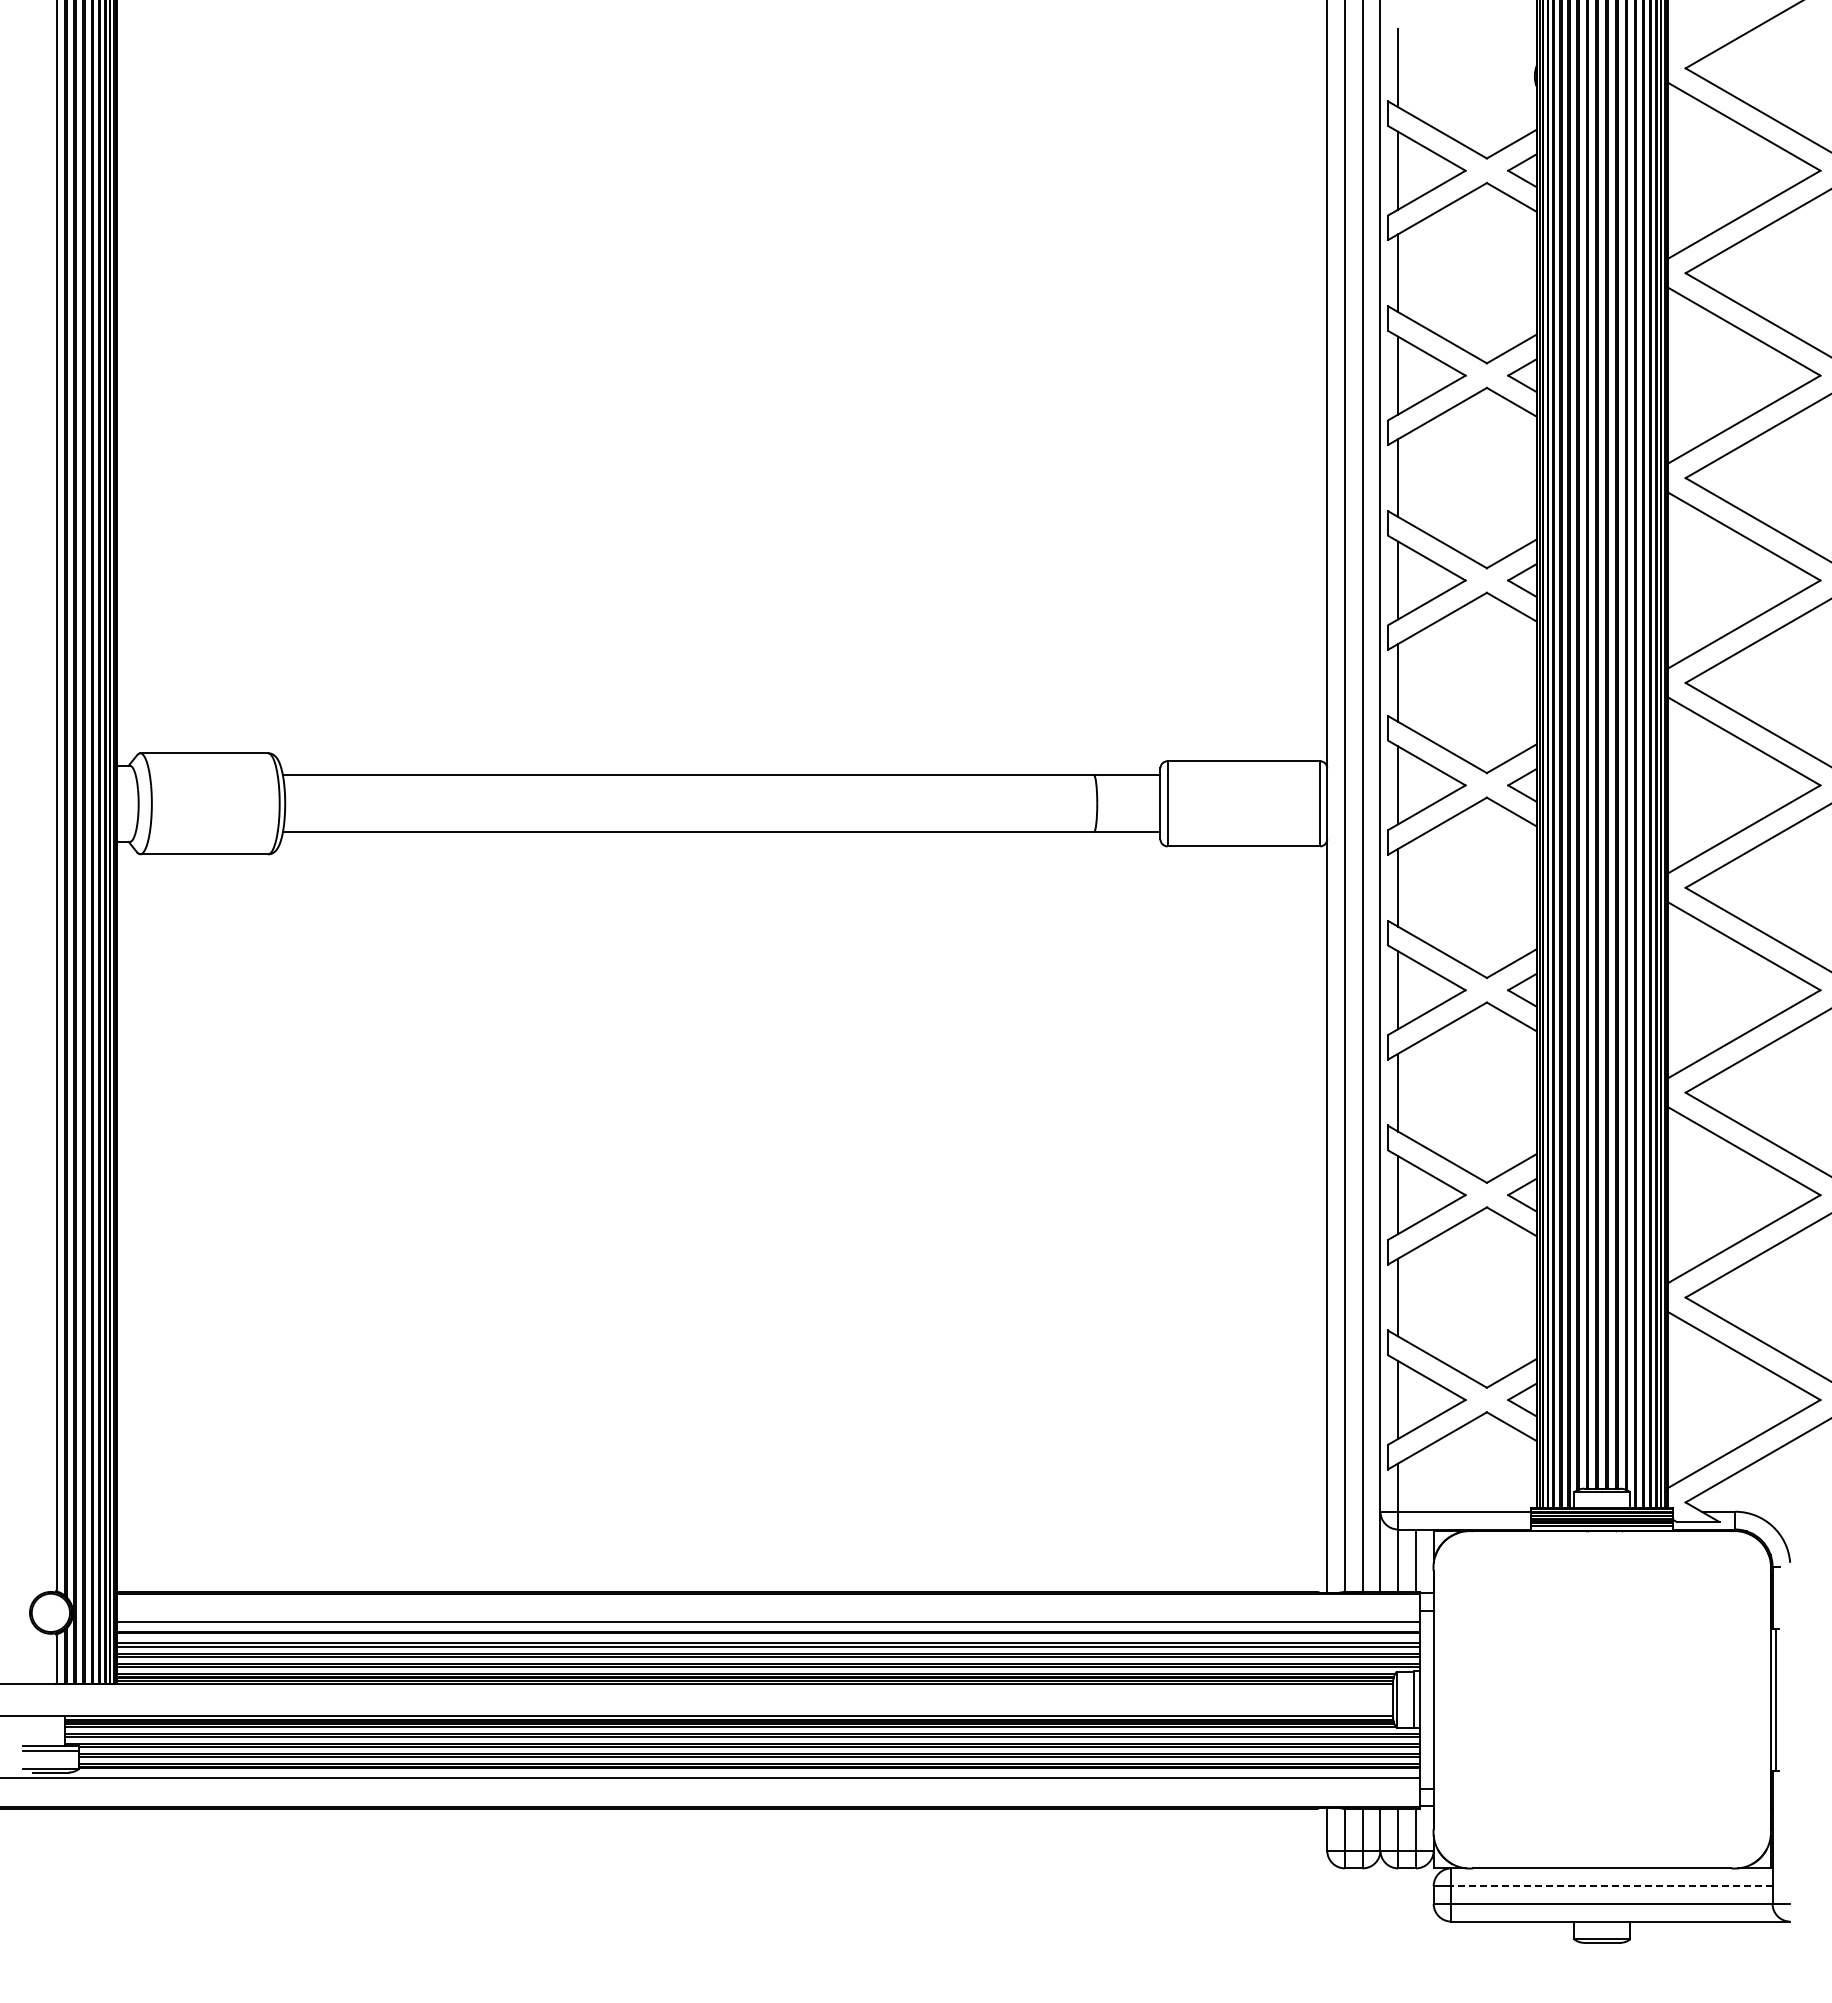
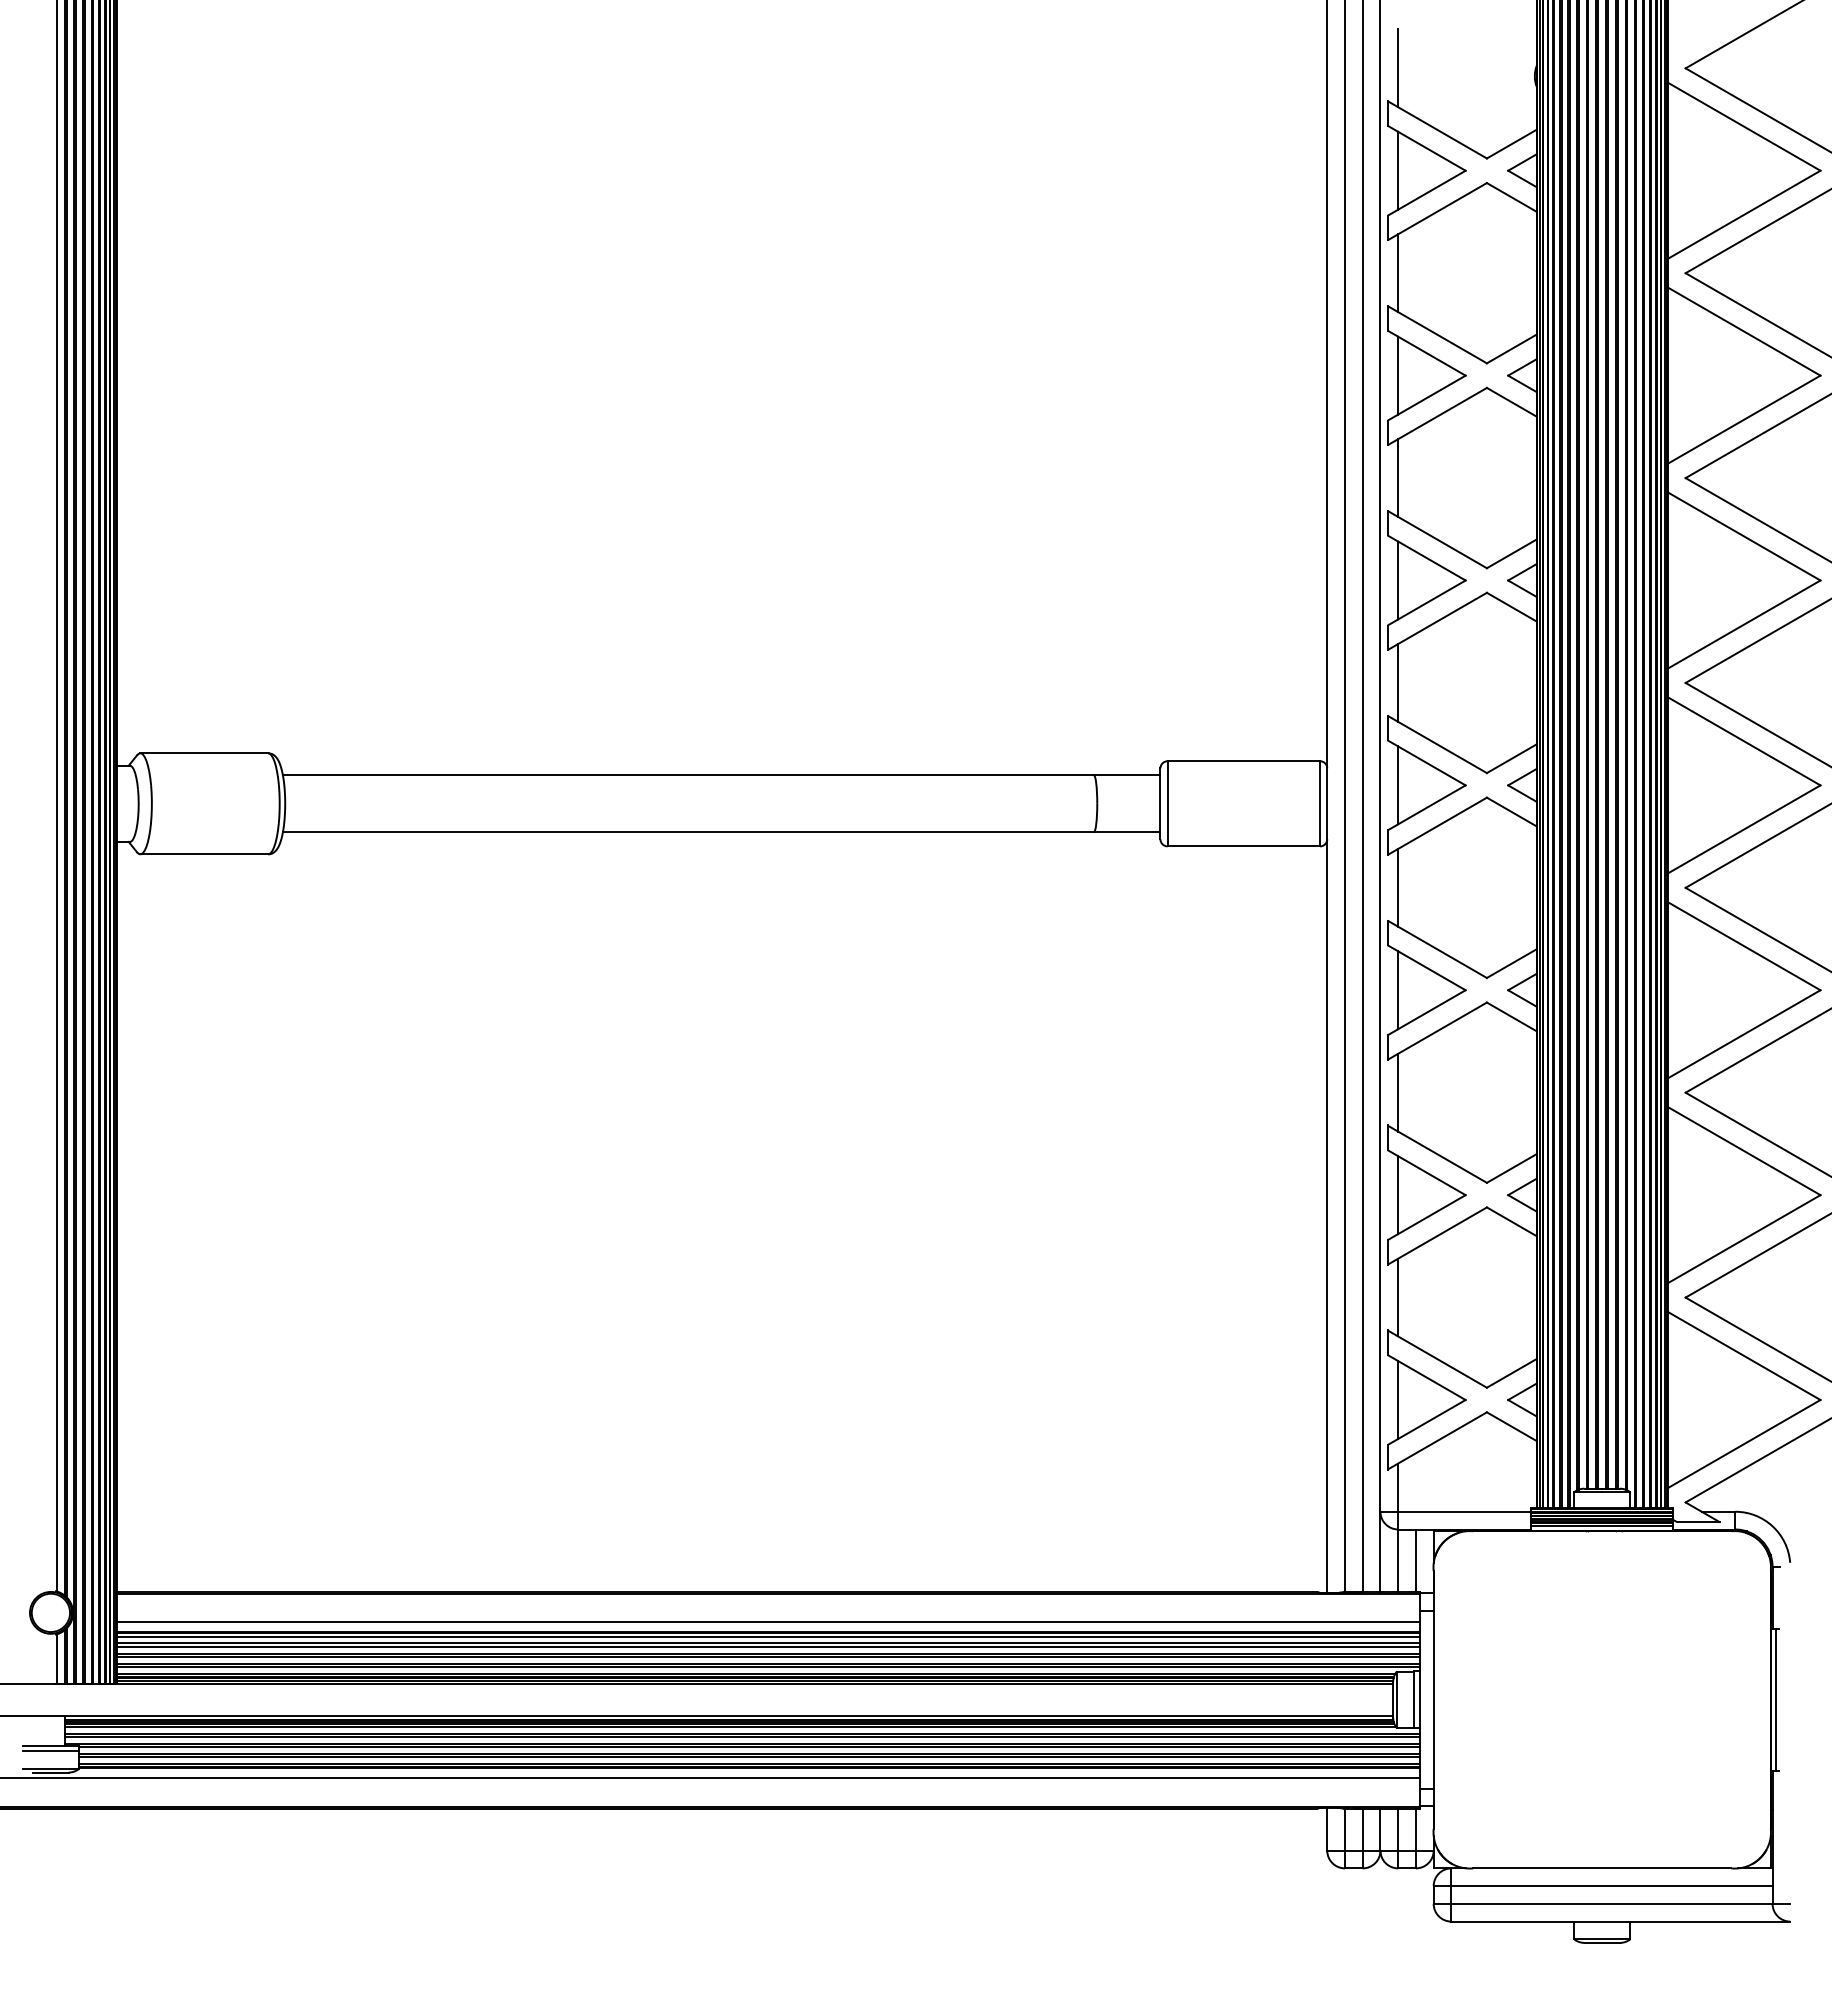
line: none -> present (768, 1636)
line: dashed -> solid (1612, 1886)
